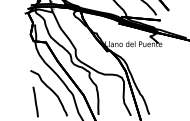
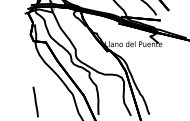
curve: present -> none (50, 90)
